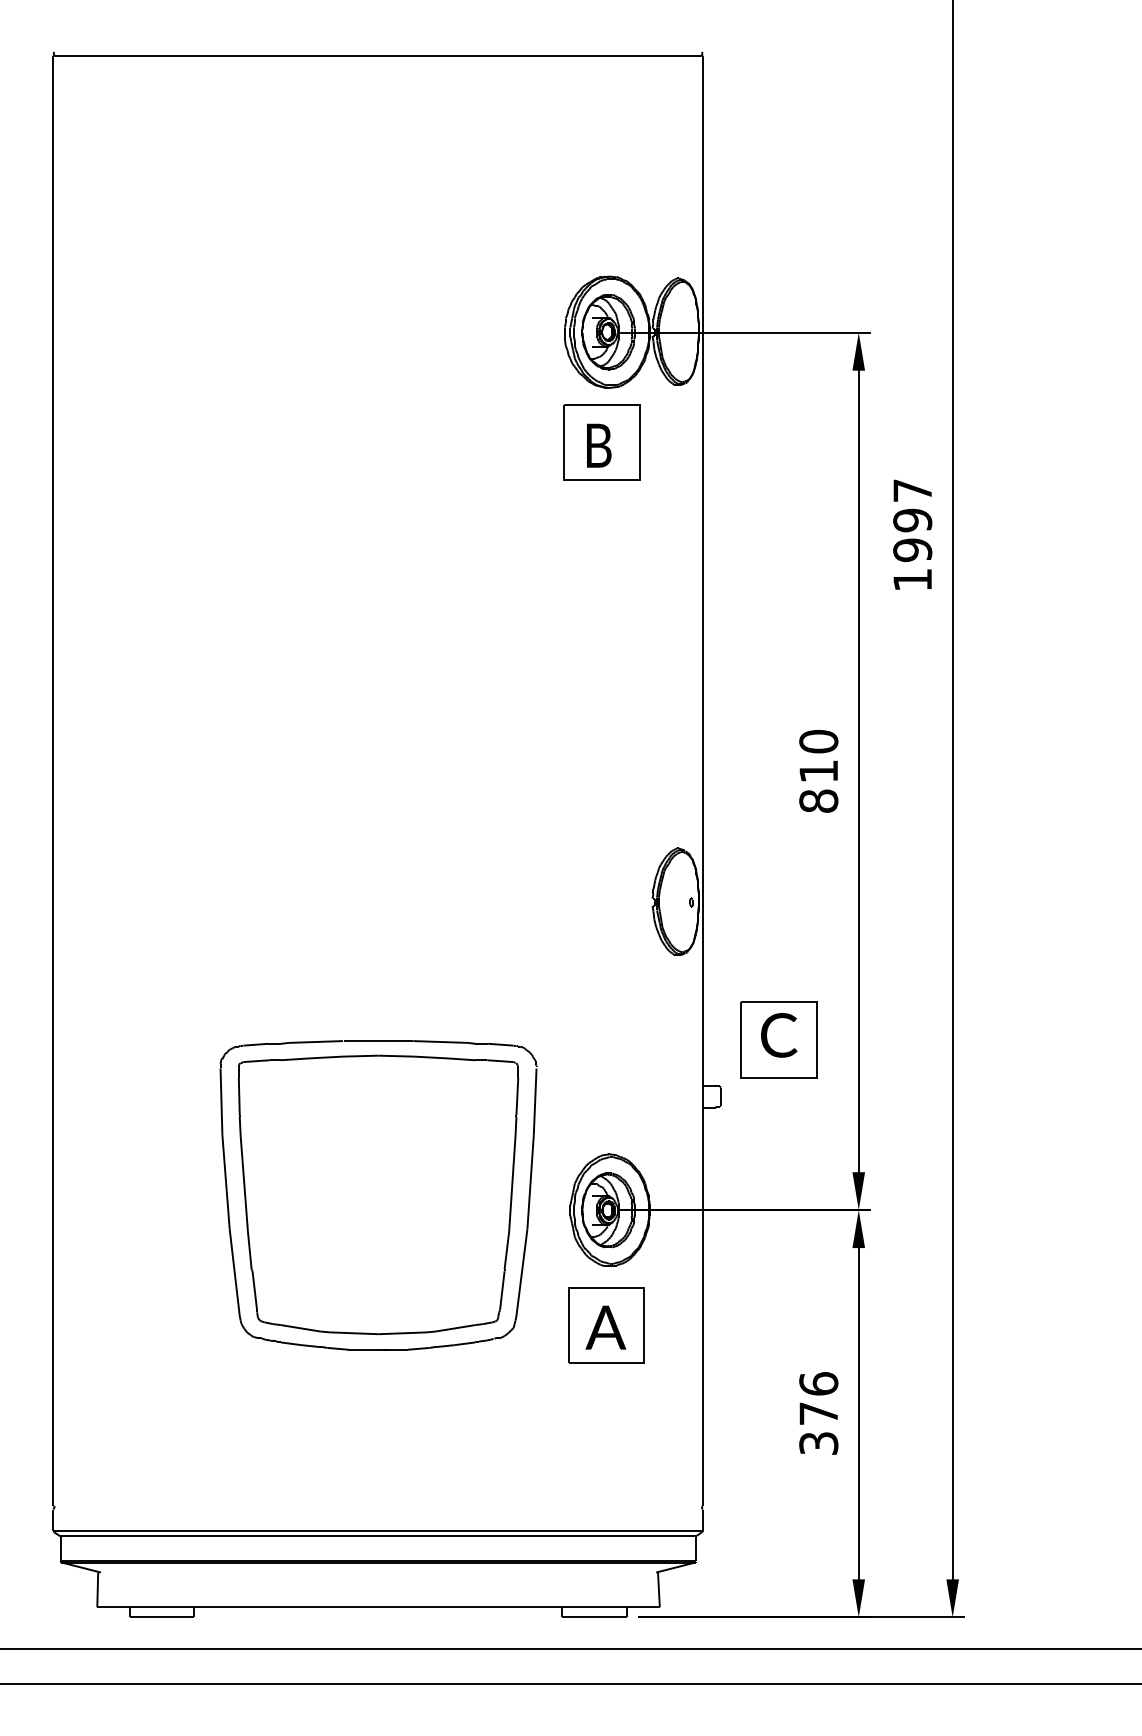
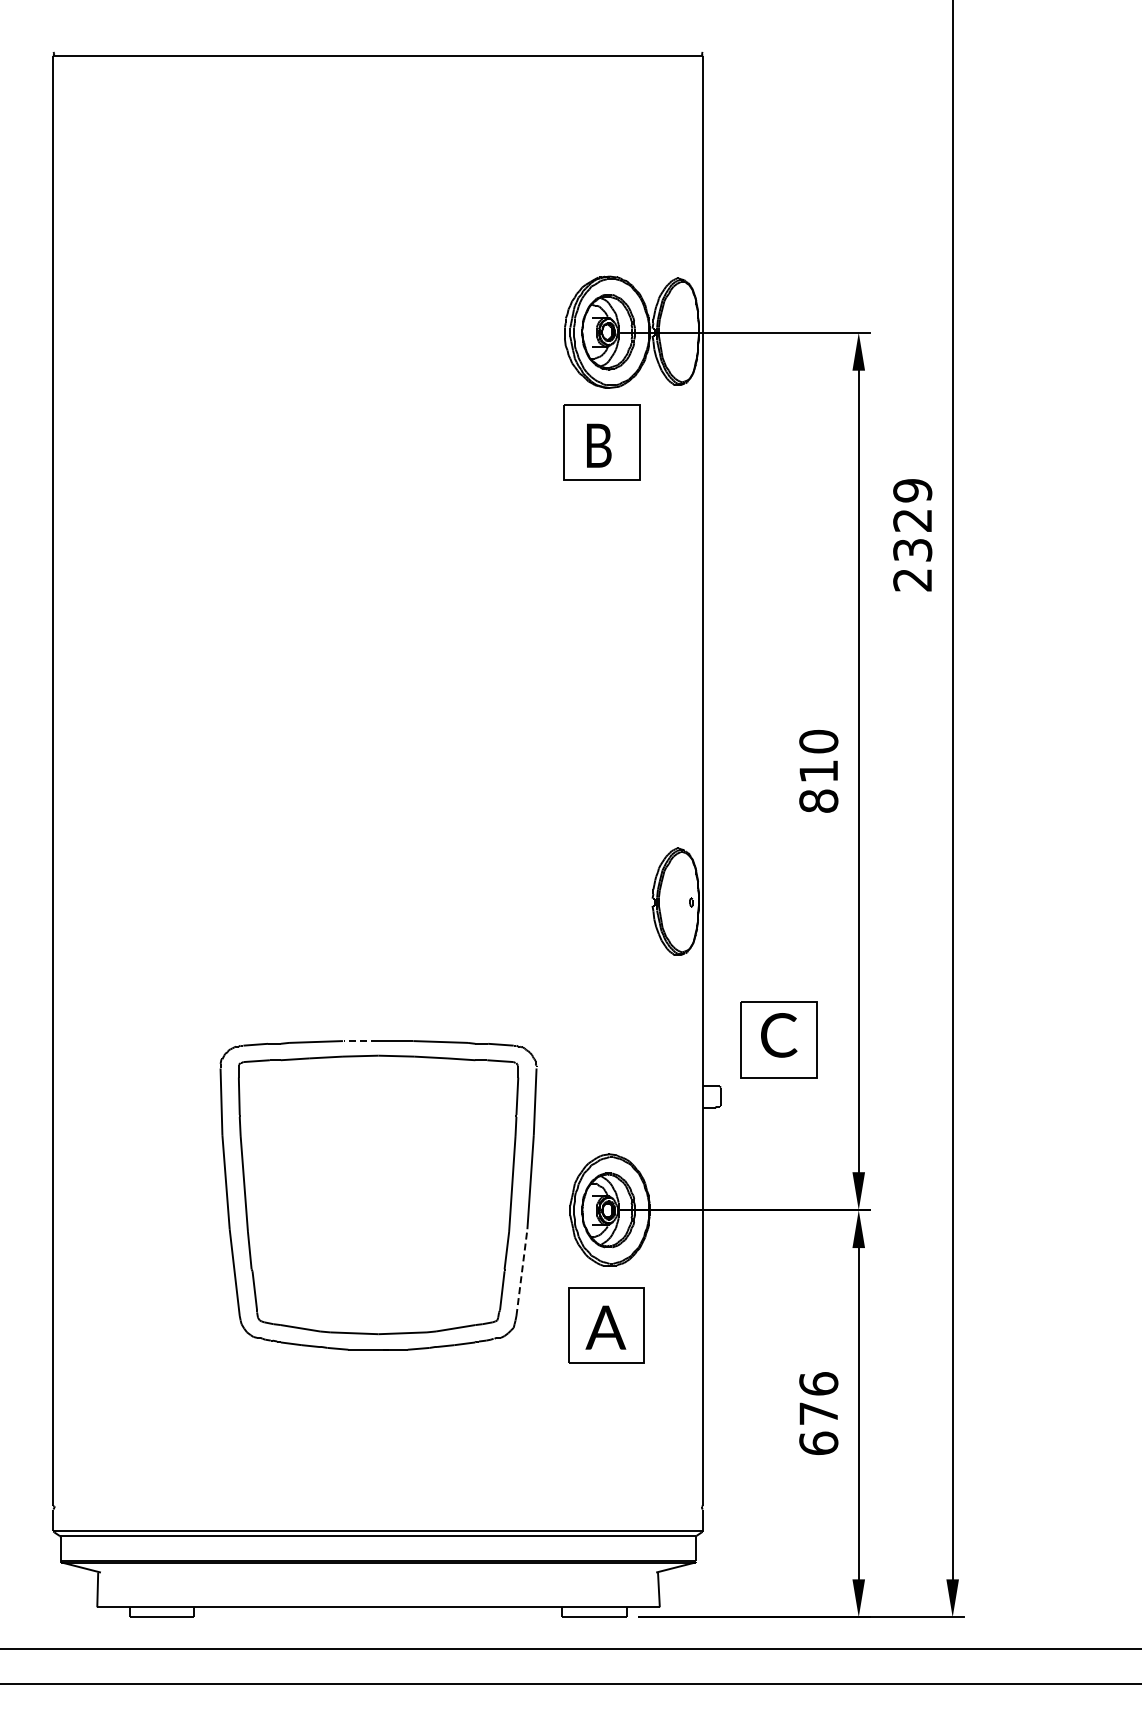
text: 1997 -> 2329 (912, 535)
line: solid -> dashed (360, 1041)
line: solid -> dashed (521, 1272)
text: 376 -> 676 (818, 1443)
